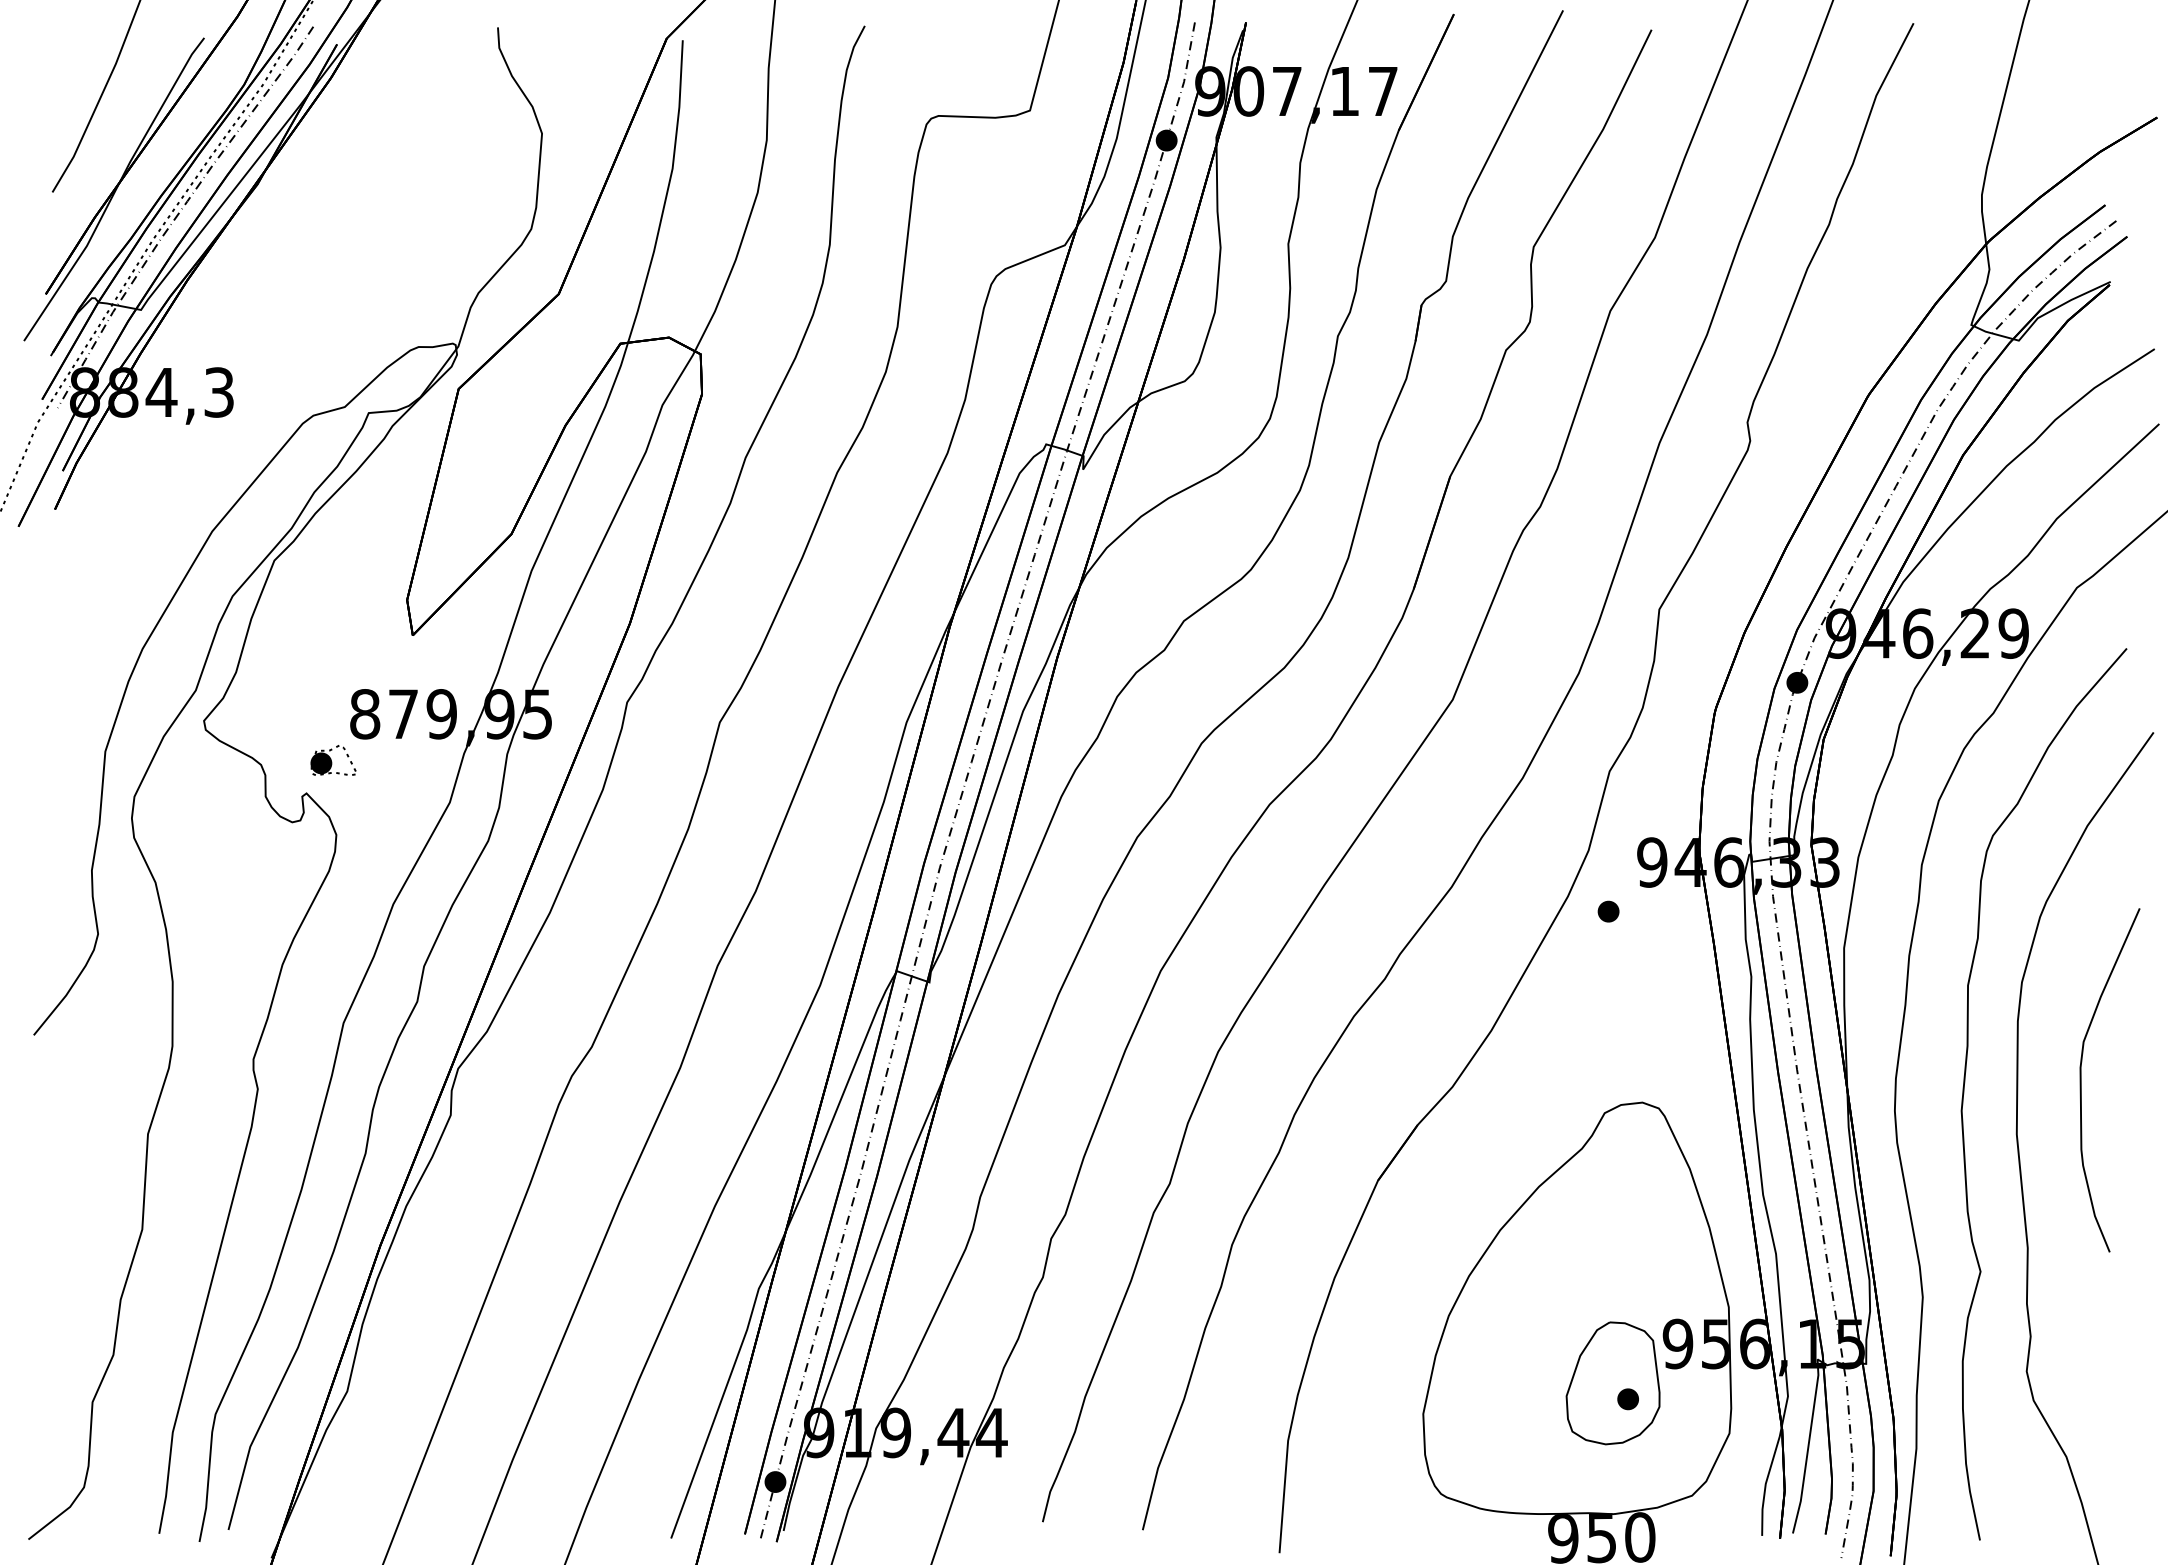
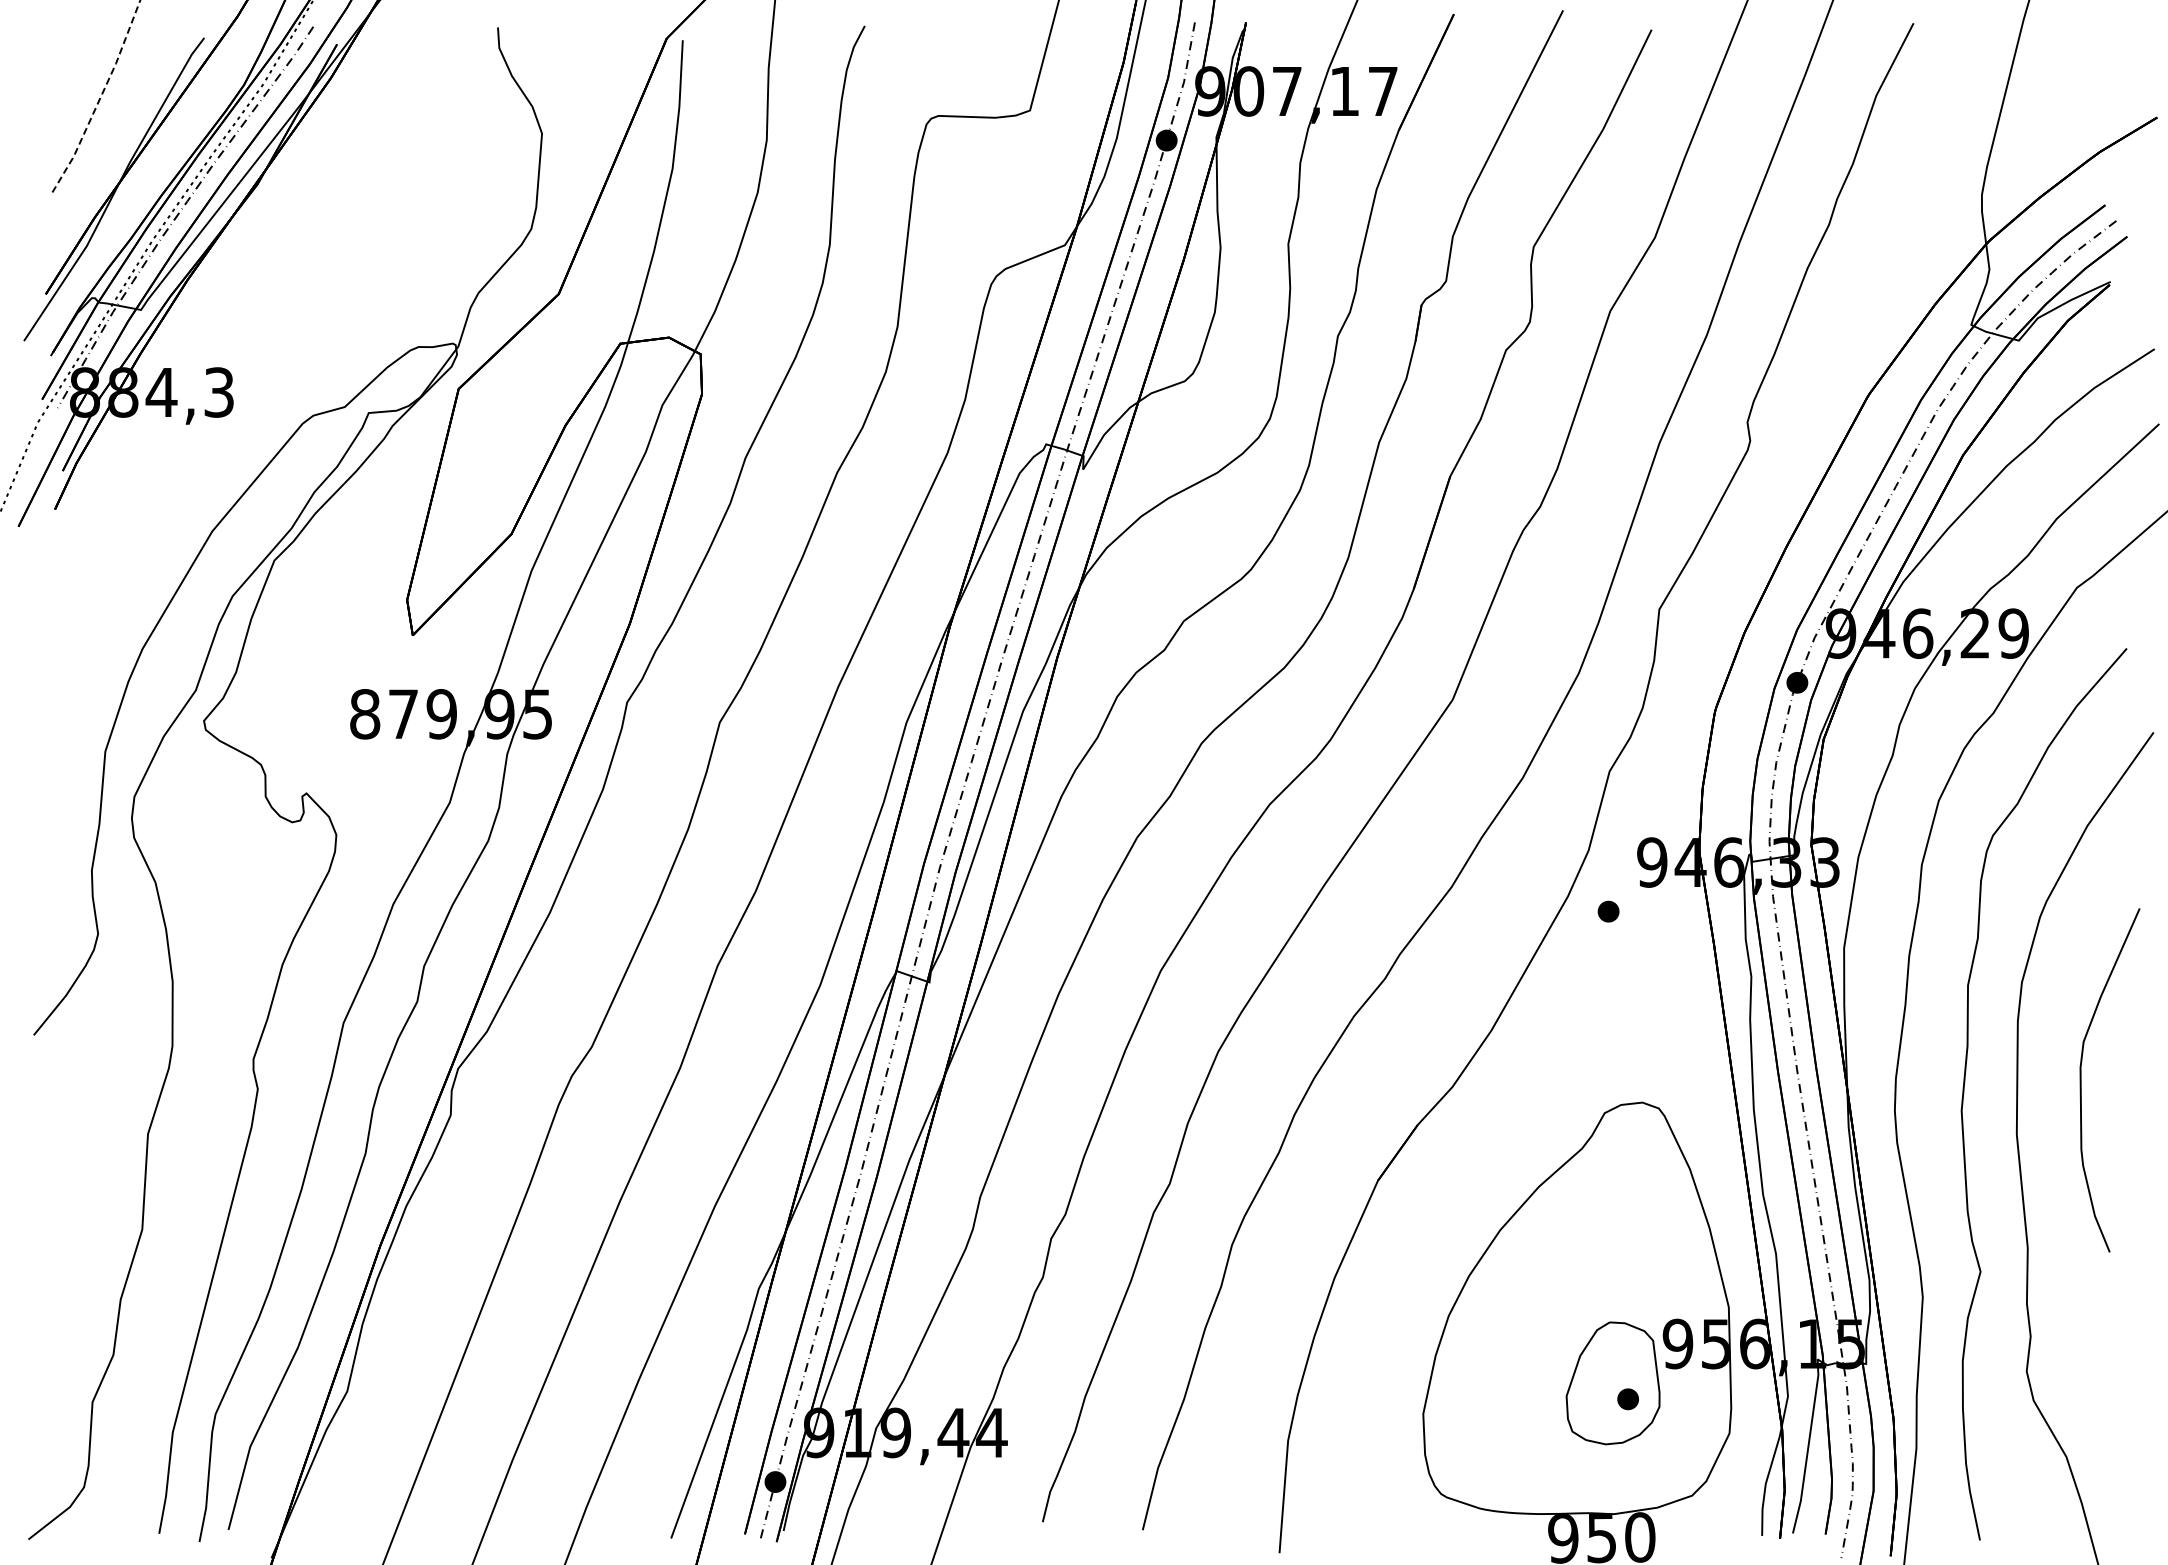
line: solid -> dashed (100, 98)
part: present -> none (333, 760)
